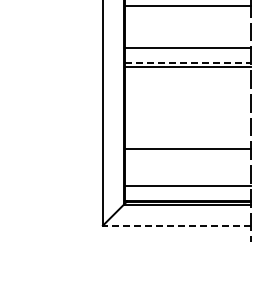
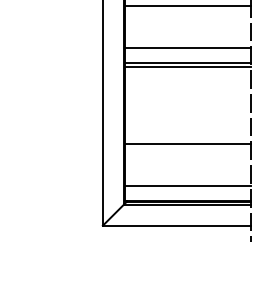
line: dashed -> solid (187, 62)
line position: (187, 149) -> (187, 144) (187, 144)
line: dashed -> solid (176, 225)
